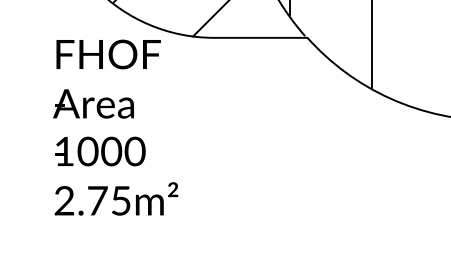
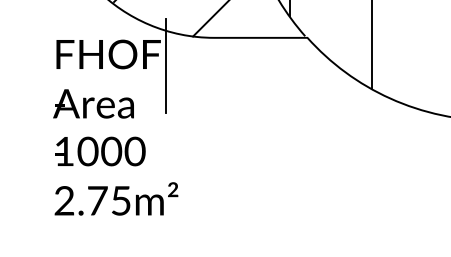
line: none -> present (165, 66)
